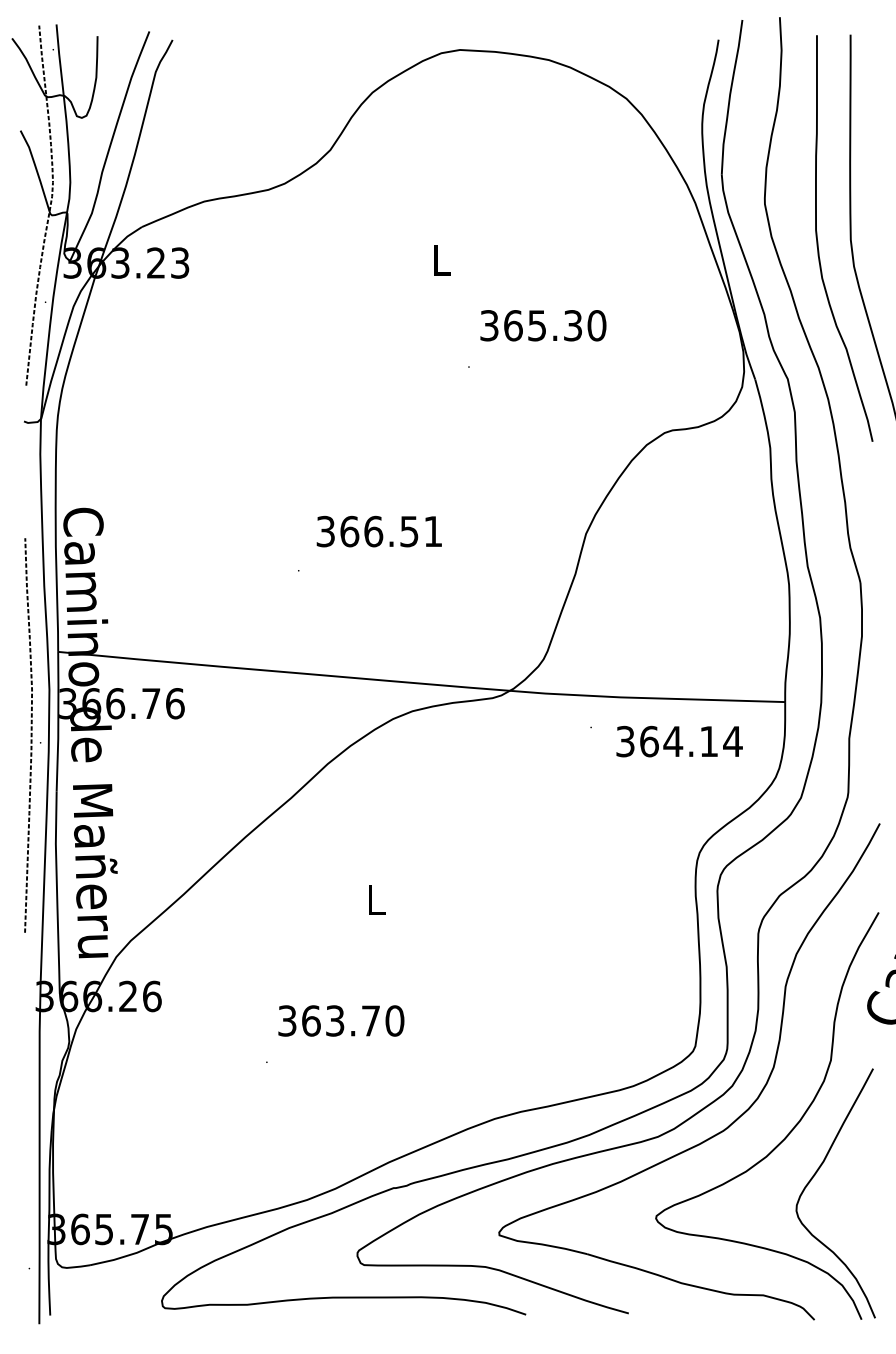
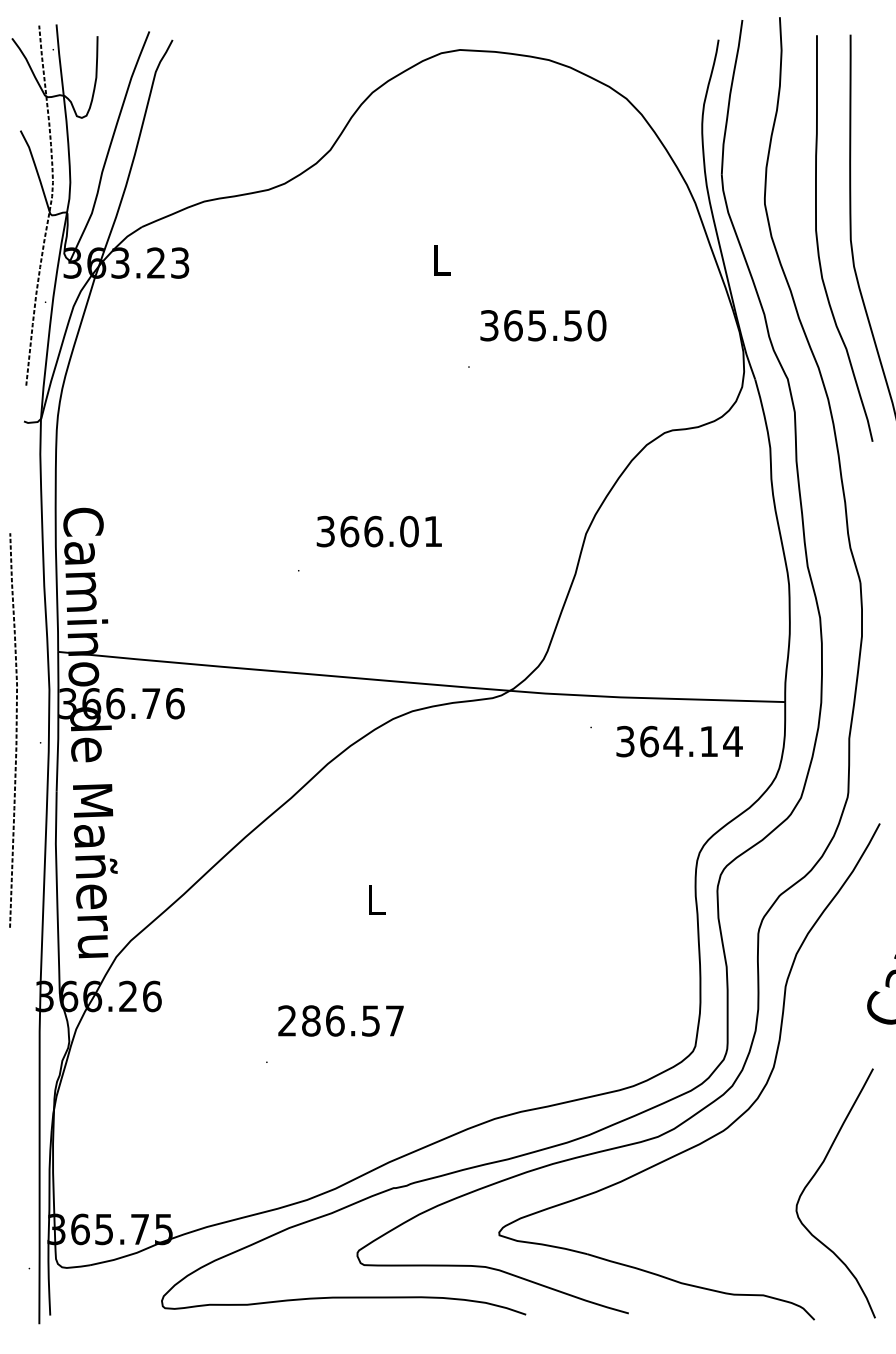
text: 365.30 -> 365.50 (572, 325)
text: 366.51 -> 366.01 (409, 531)
curve position: (30, 735) -> (15, 730) (15, 730)
text: 363.70 -> 286.57 (341, 1020)
curve: present -> none (789, 1131)
